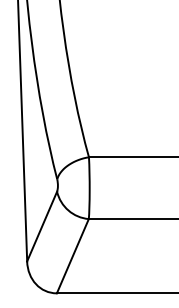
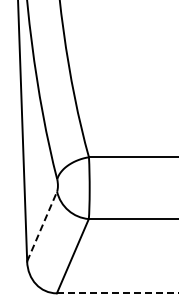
line: solid -> dashed (42, 226)
line: solid -> dashed (117, 293)
